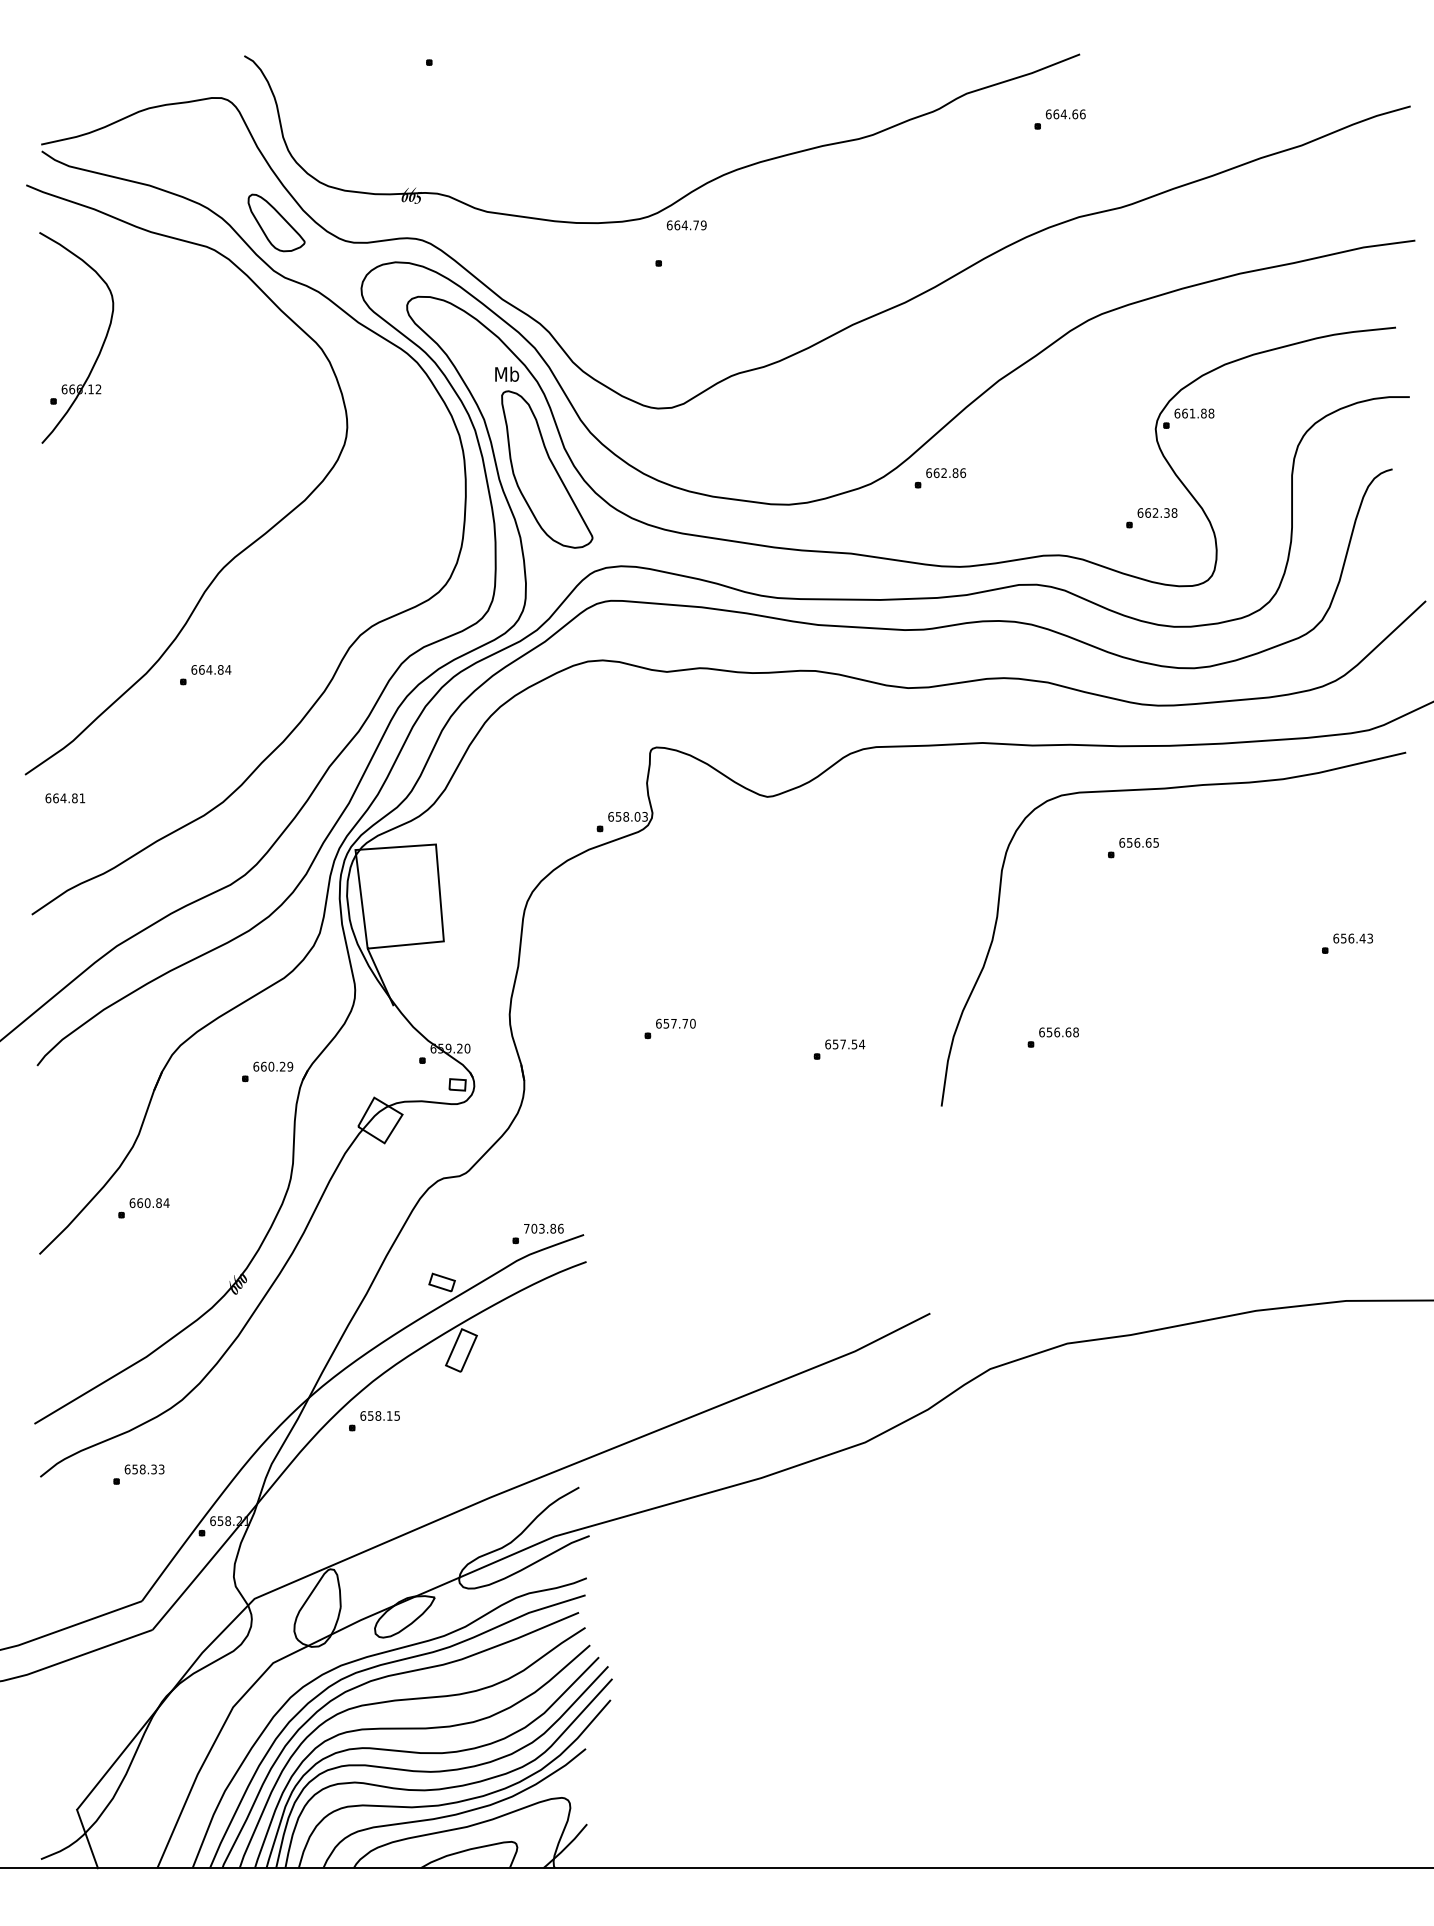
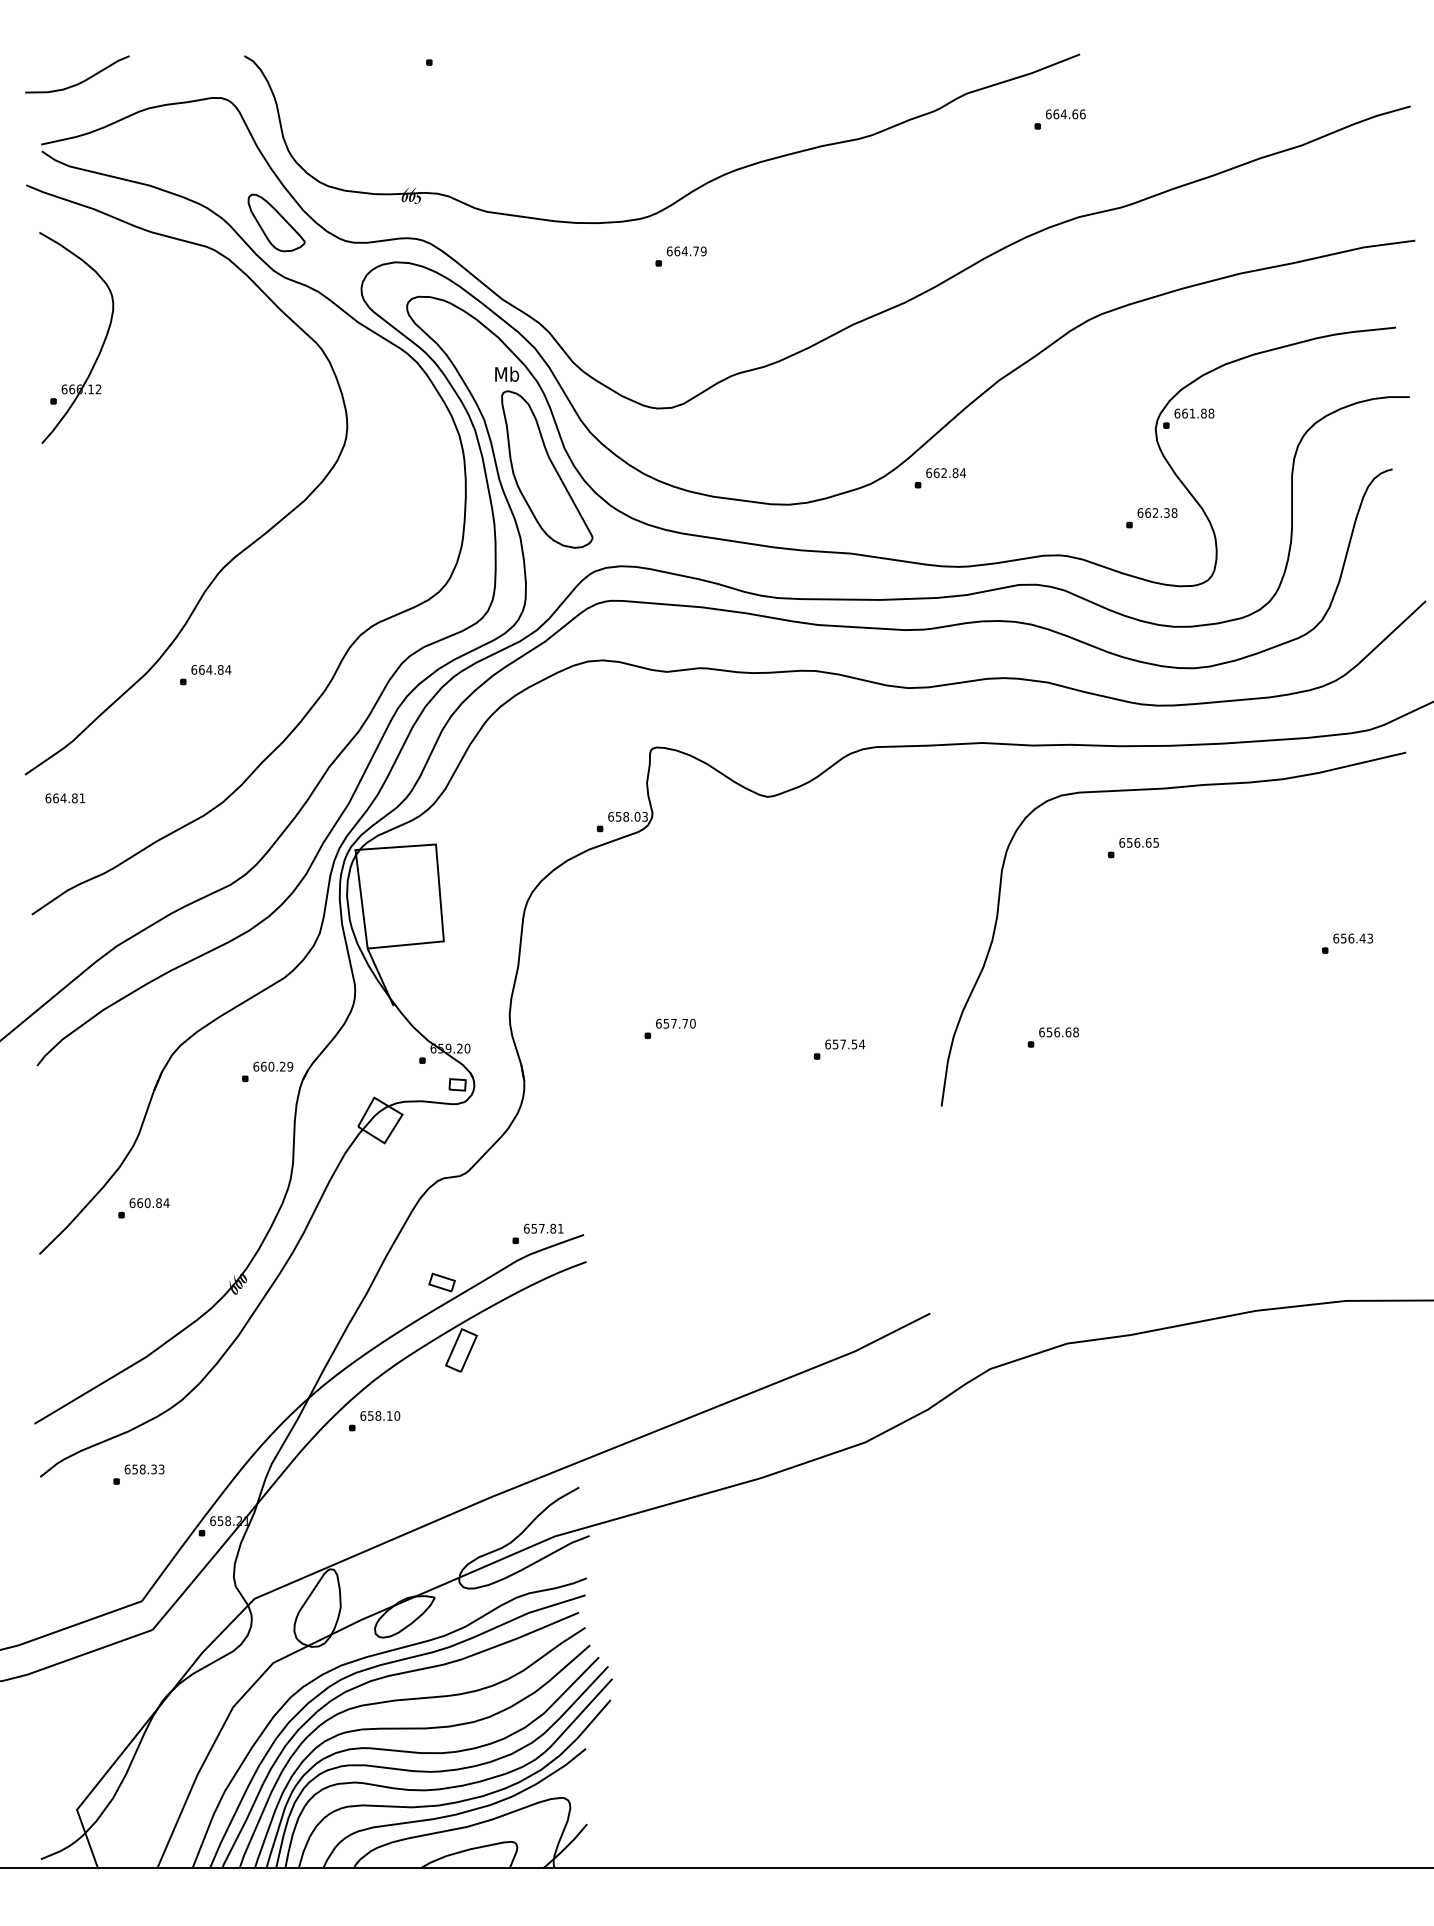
curve: none -> present (81, 81)
text position: (686, 225) -> (686, 251) (686, 251)
text: 662.86 -> 662.84 (962, 473)
text: 703.86 -> 657.81 (543, 1228)
text: 658.15 -> 658.10 (397, 1415)
